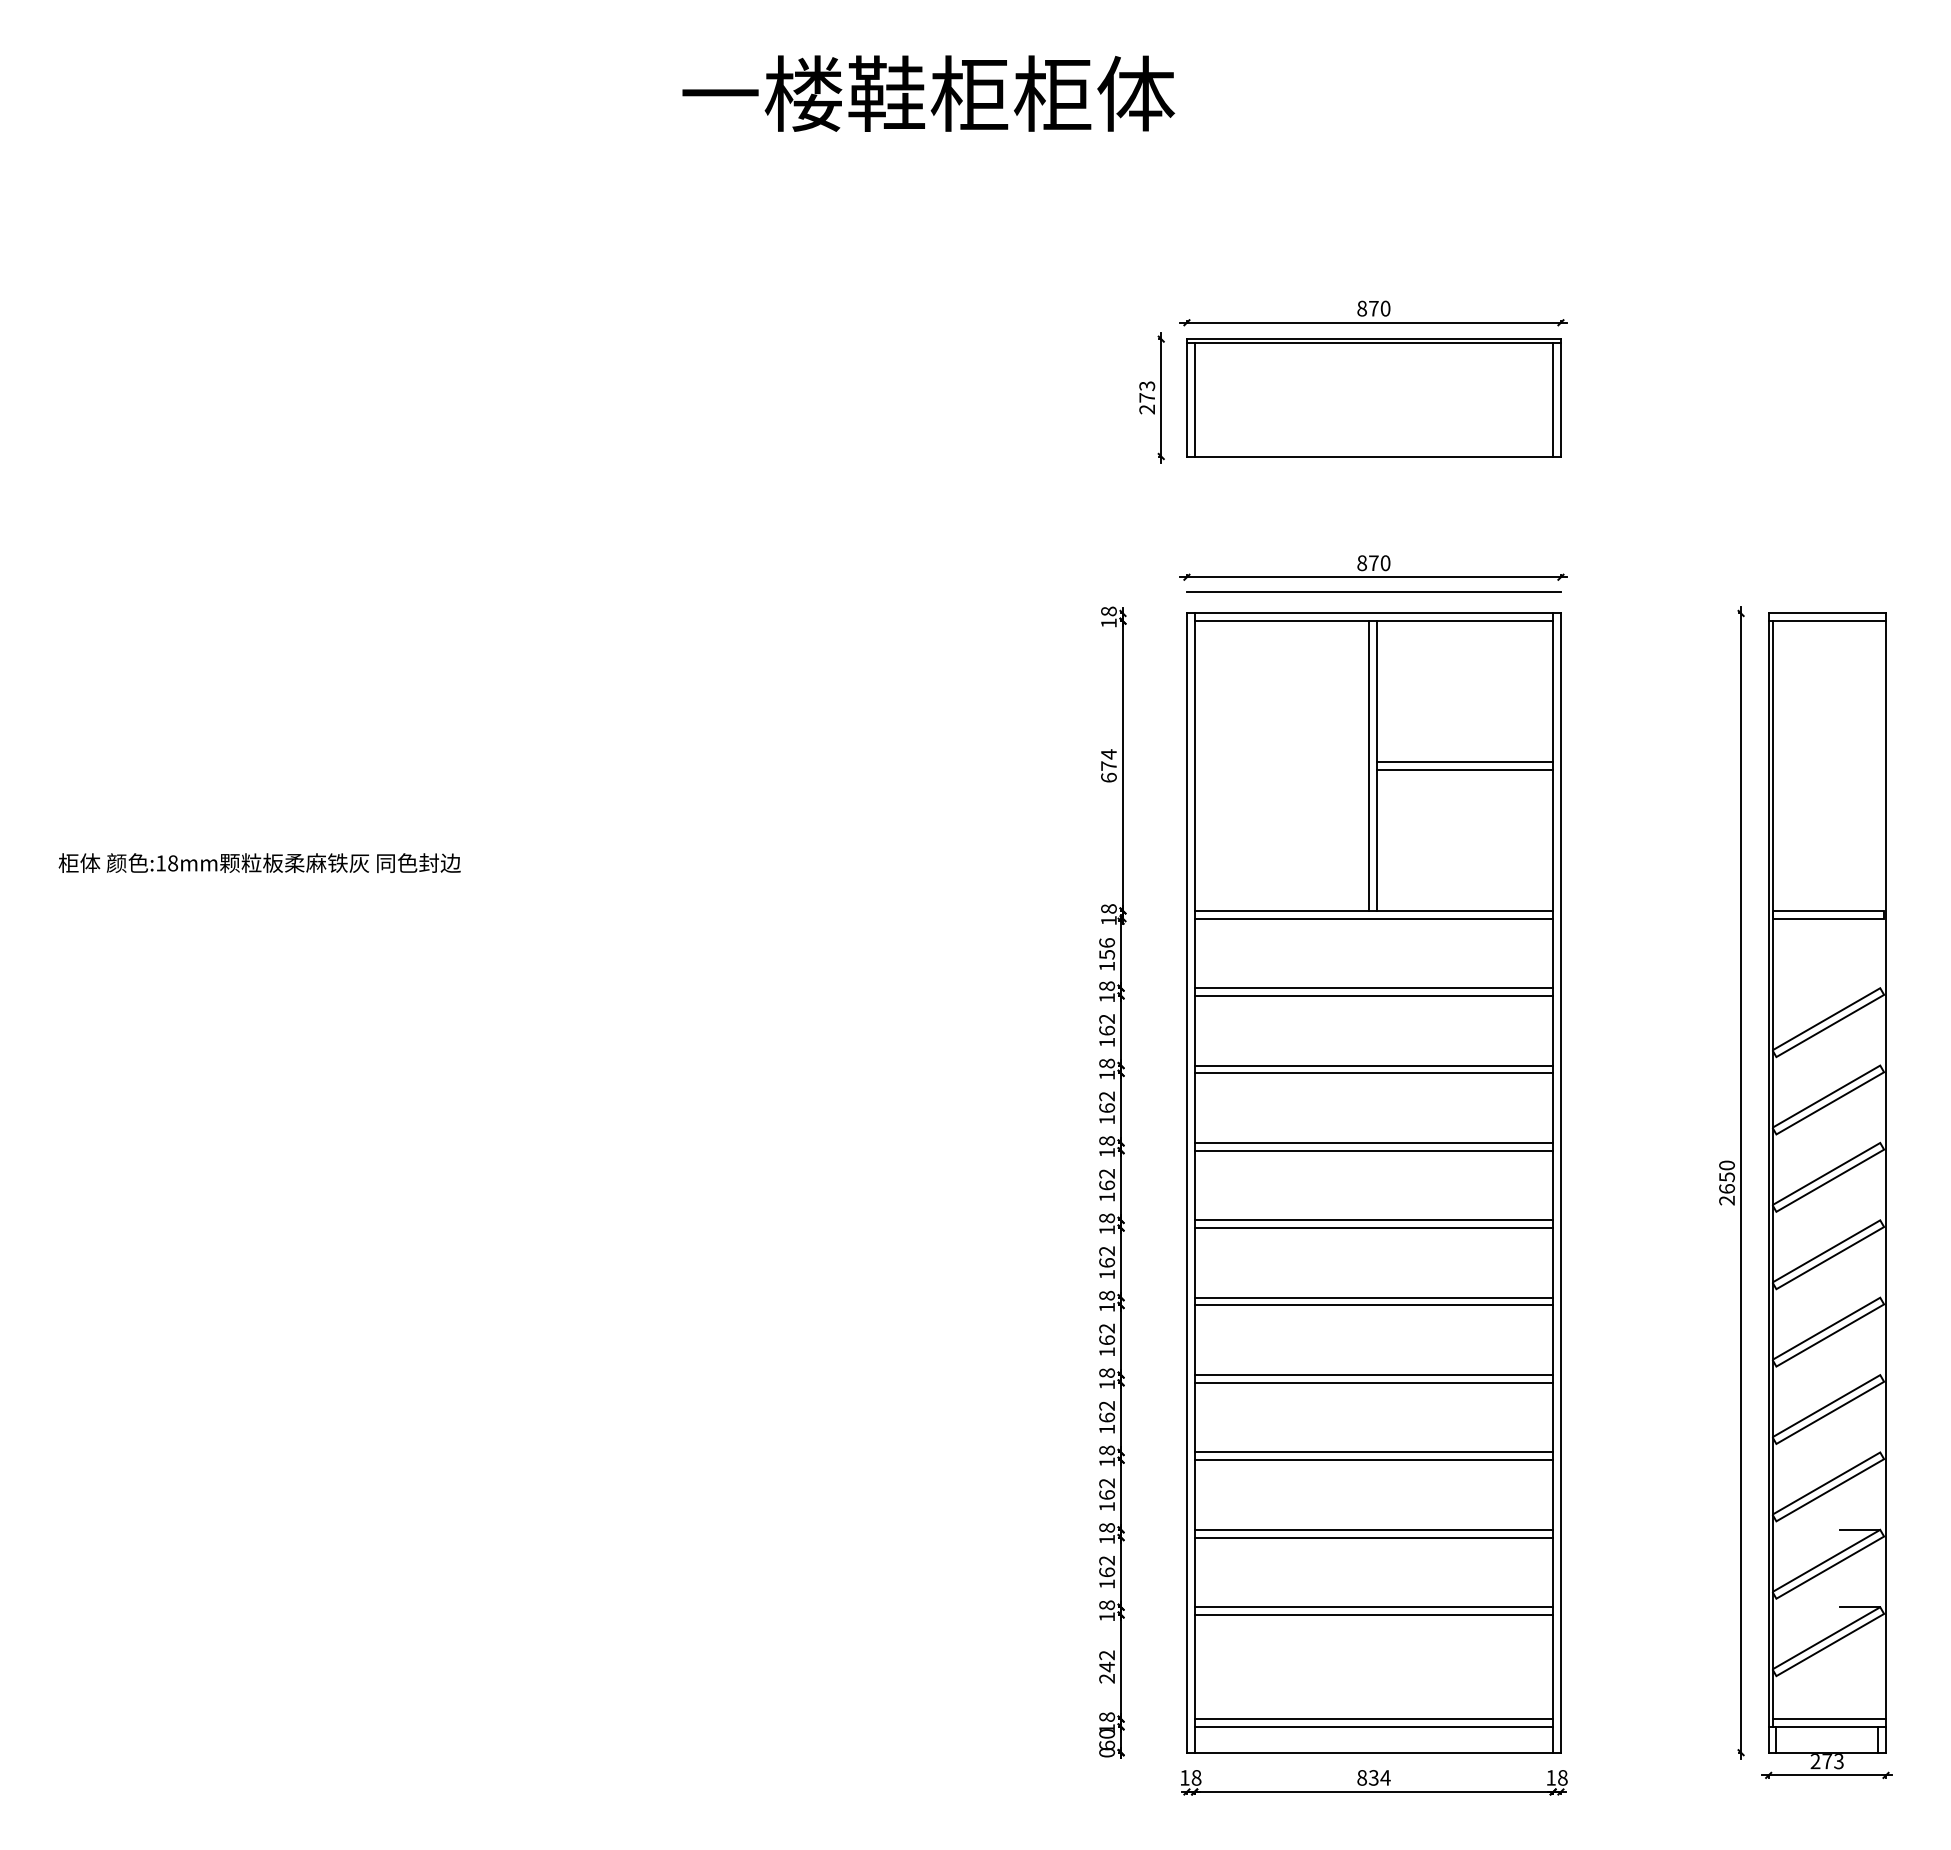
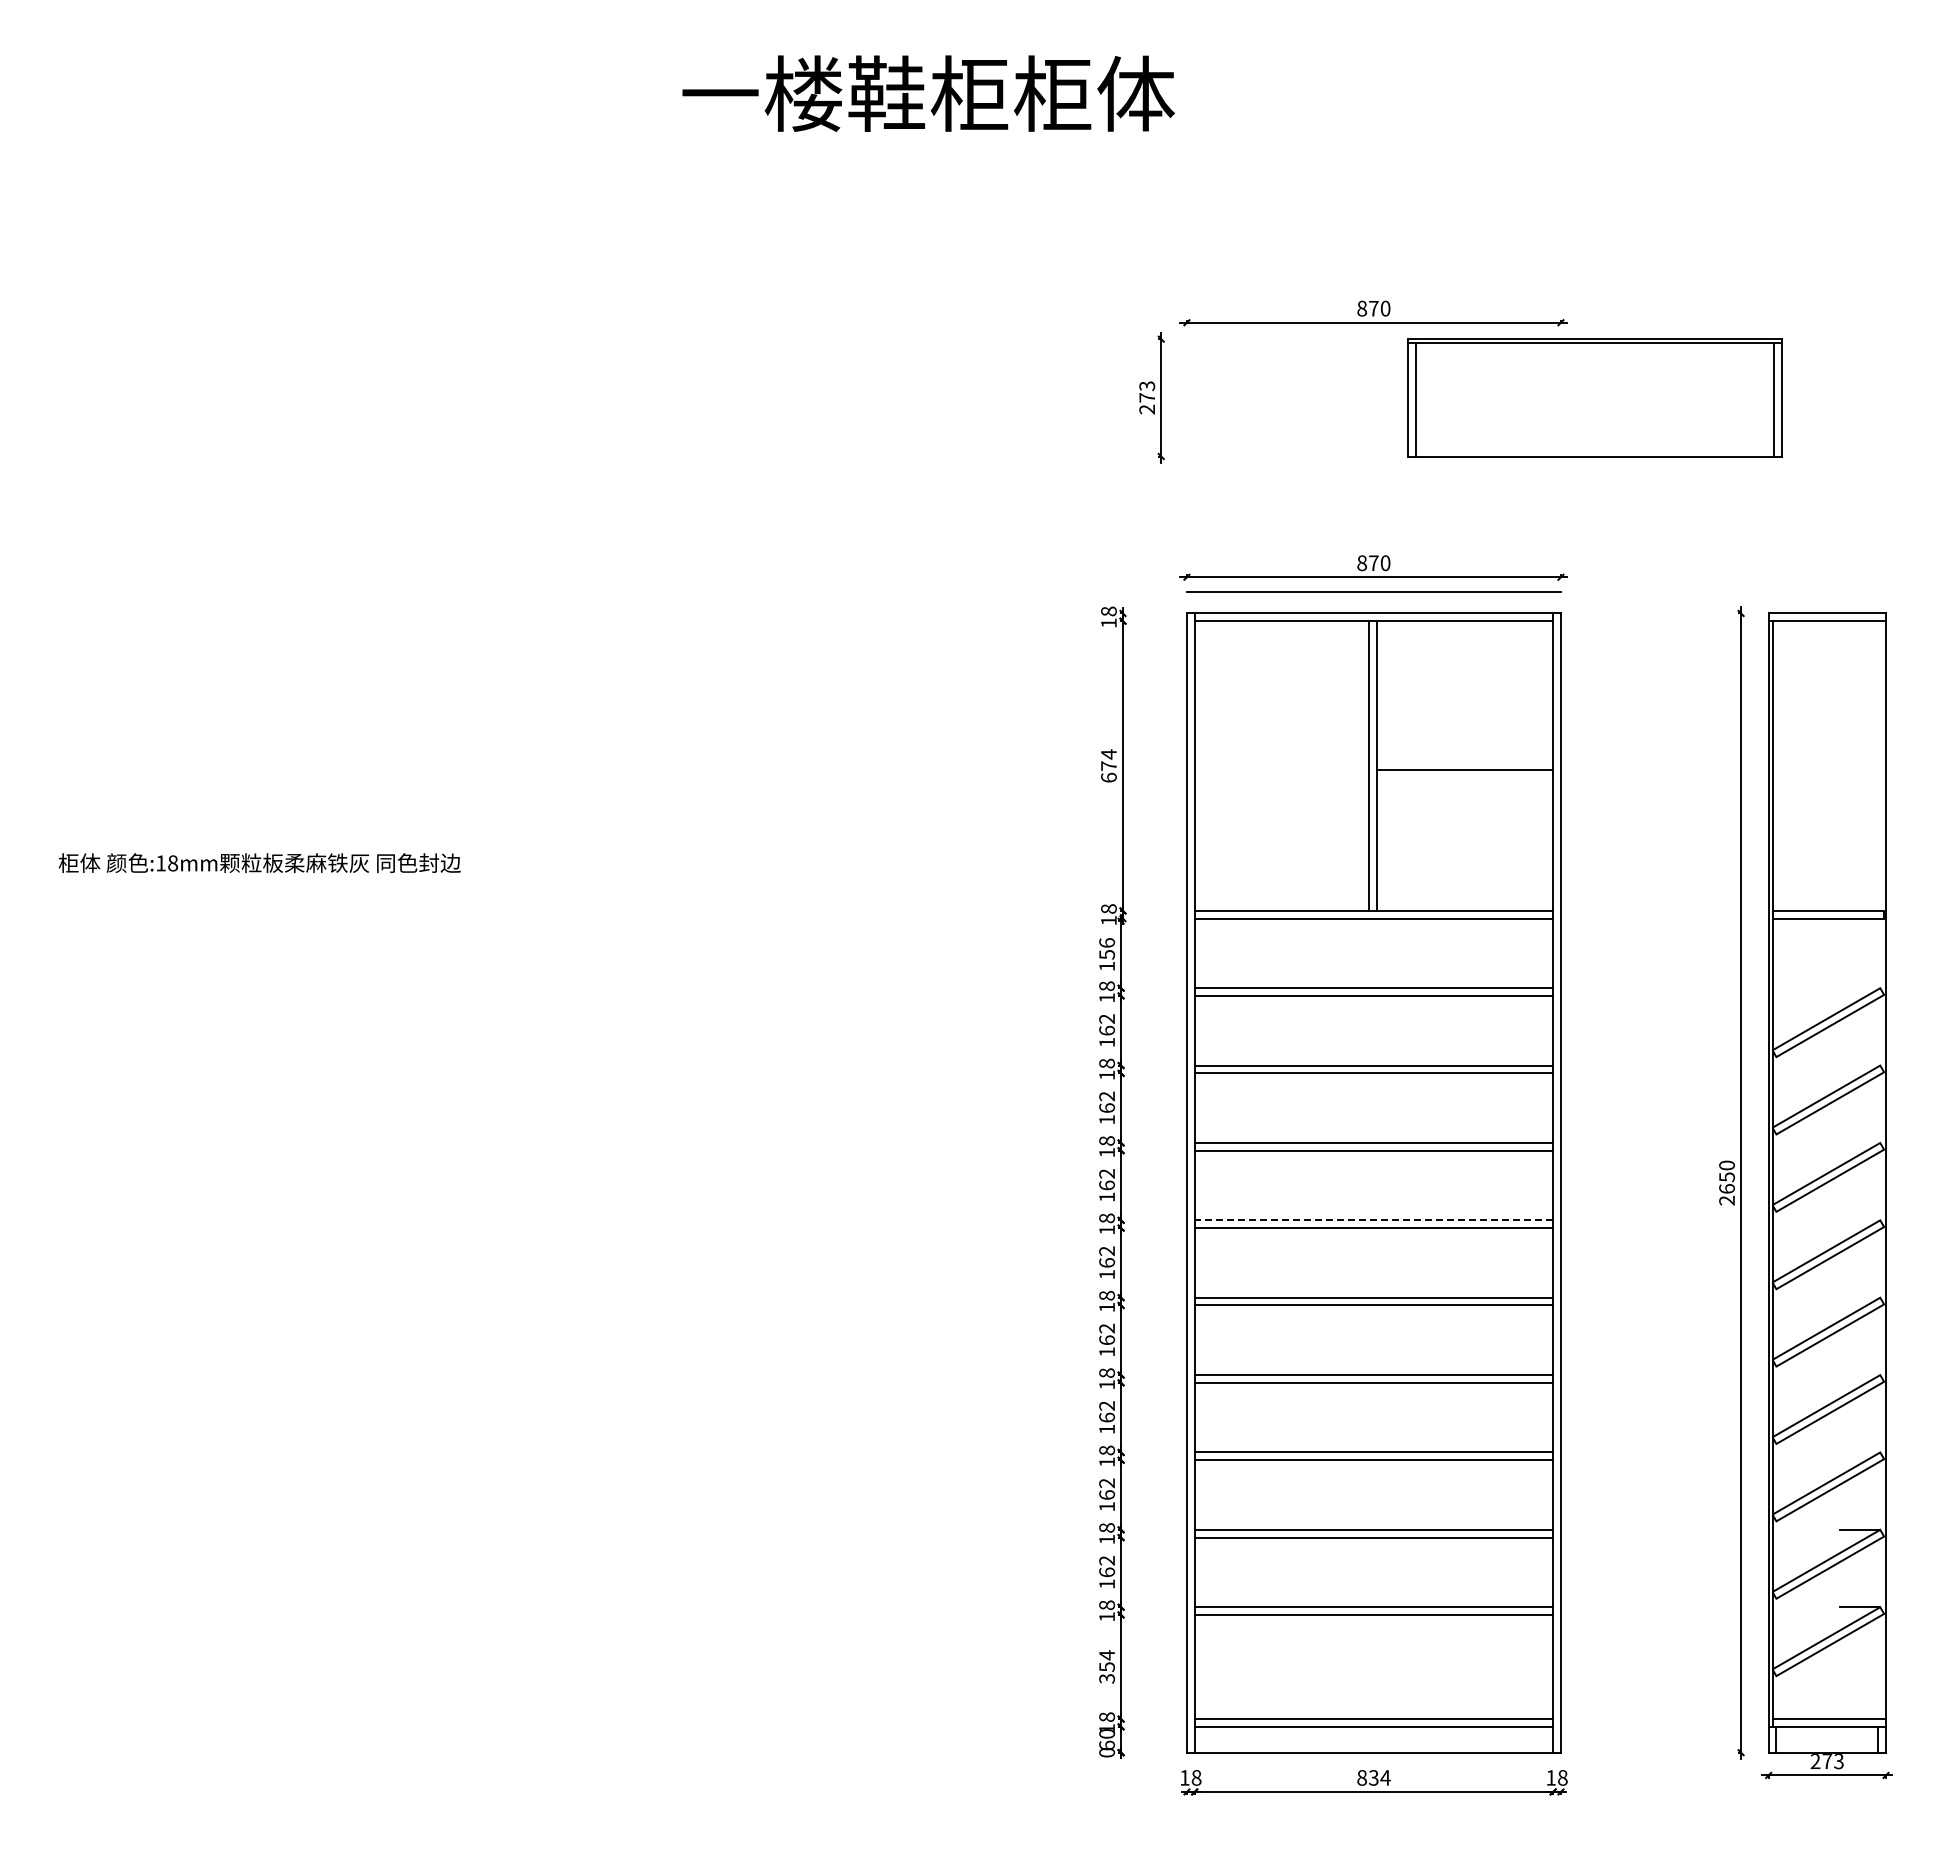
part position: (1373, 397) -> (1594, 397) (1594, 397)
line: present -> none (1464, 762)
line: solid -> dashed (1373, 1220)
text: 242 -> 354 (1107, 1666)
